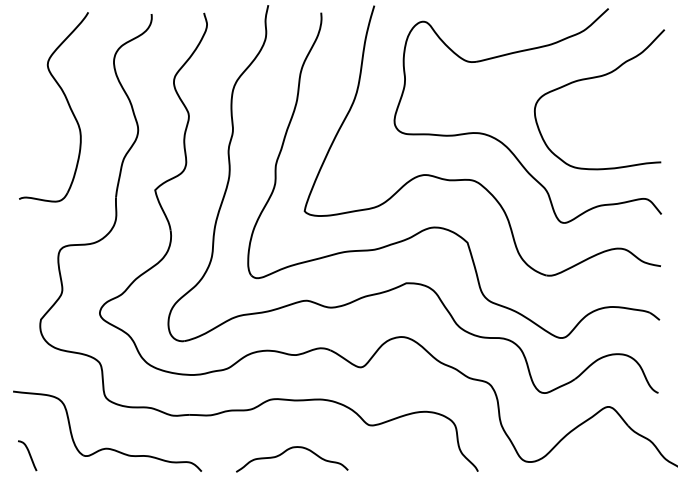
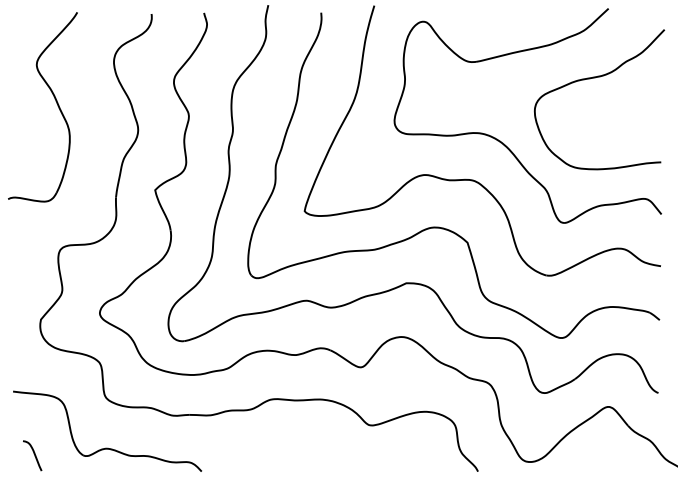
part position: (66, 101) -> (55, 101) (55, 101)
curve: present -> none (288, 450)
curve position: (28, 454) -> (33, 454) (33, 454)
